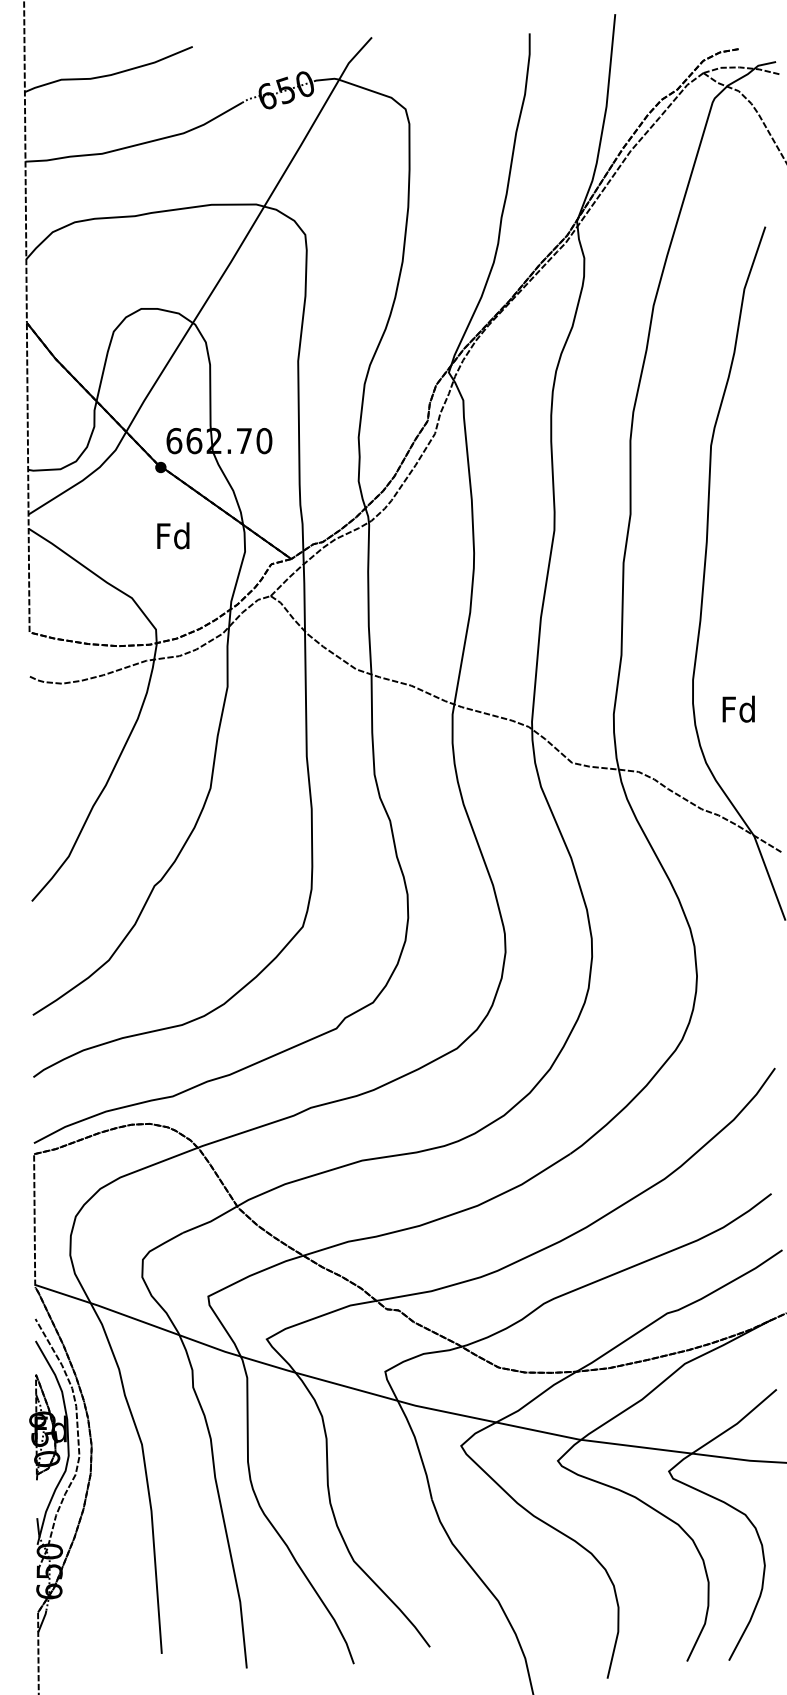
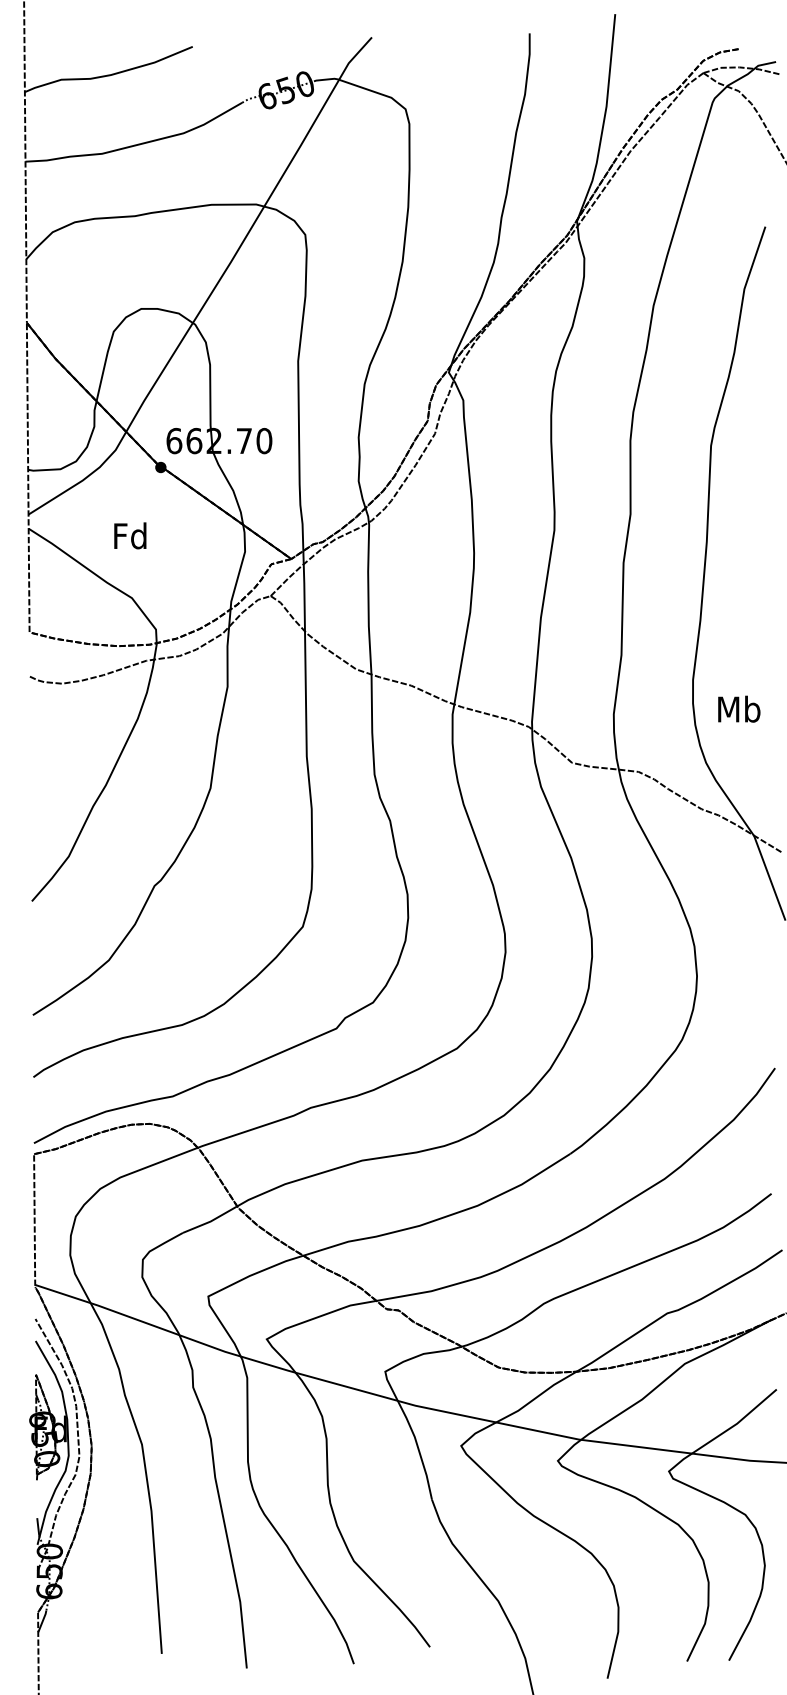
text position: (173, 535) -> (130, 535) (130, 535)
text: Fd -> Mb (739, 708)
